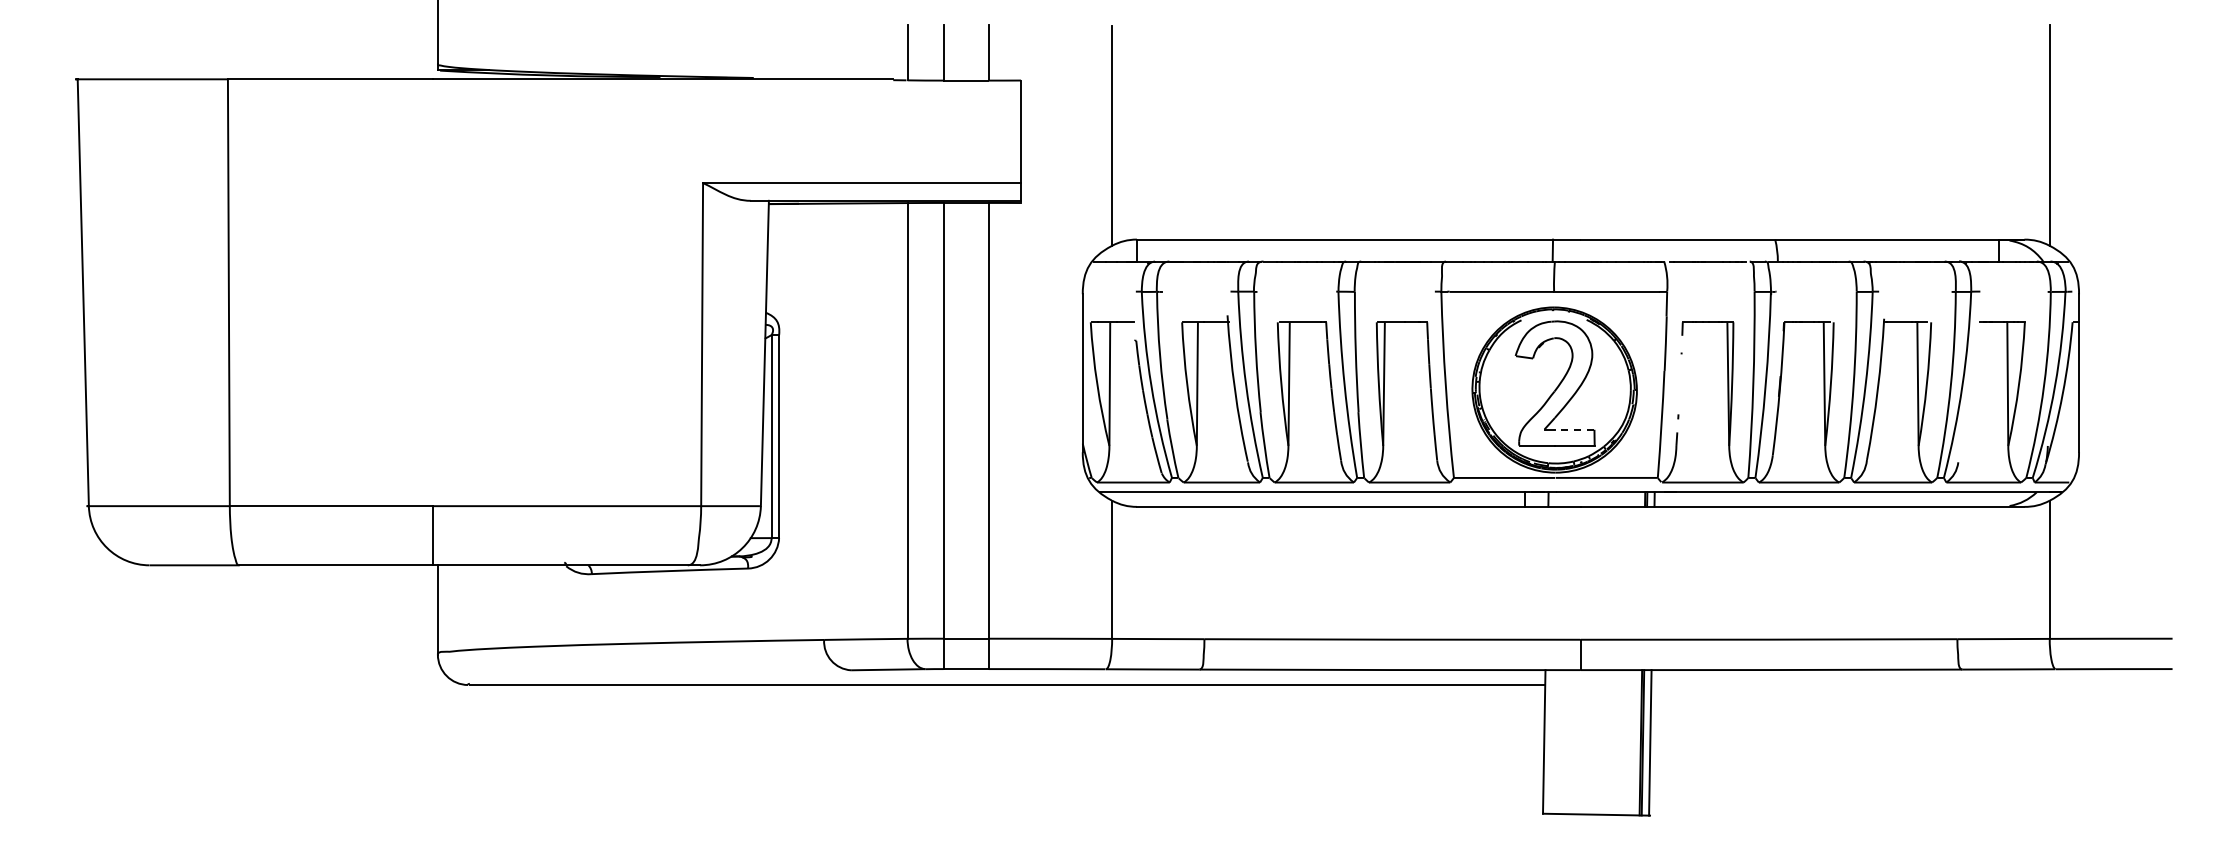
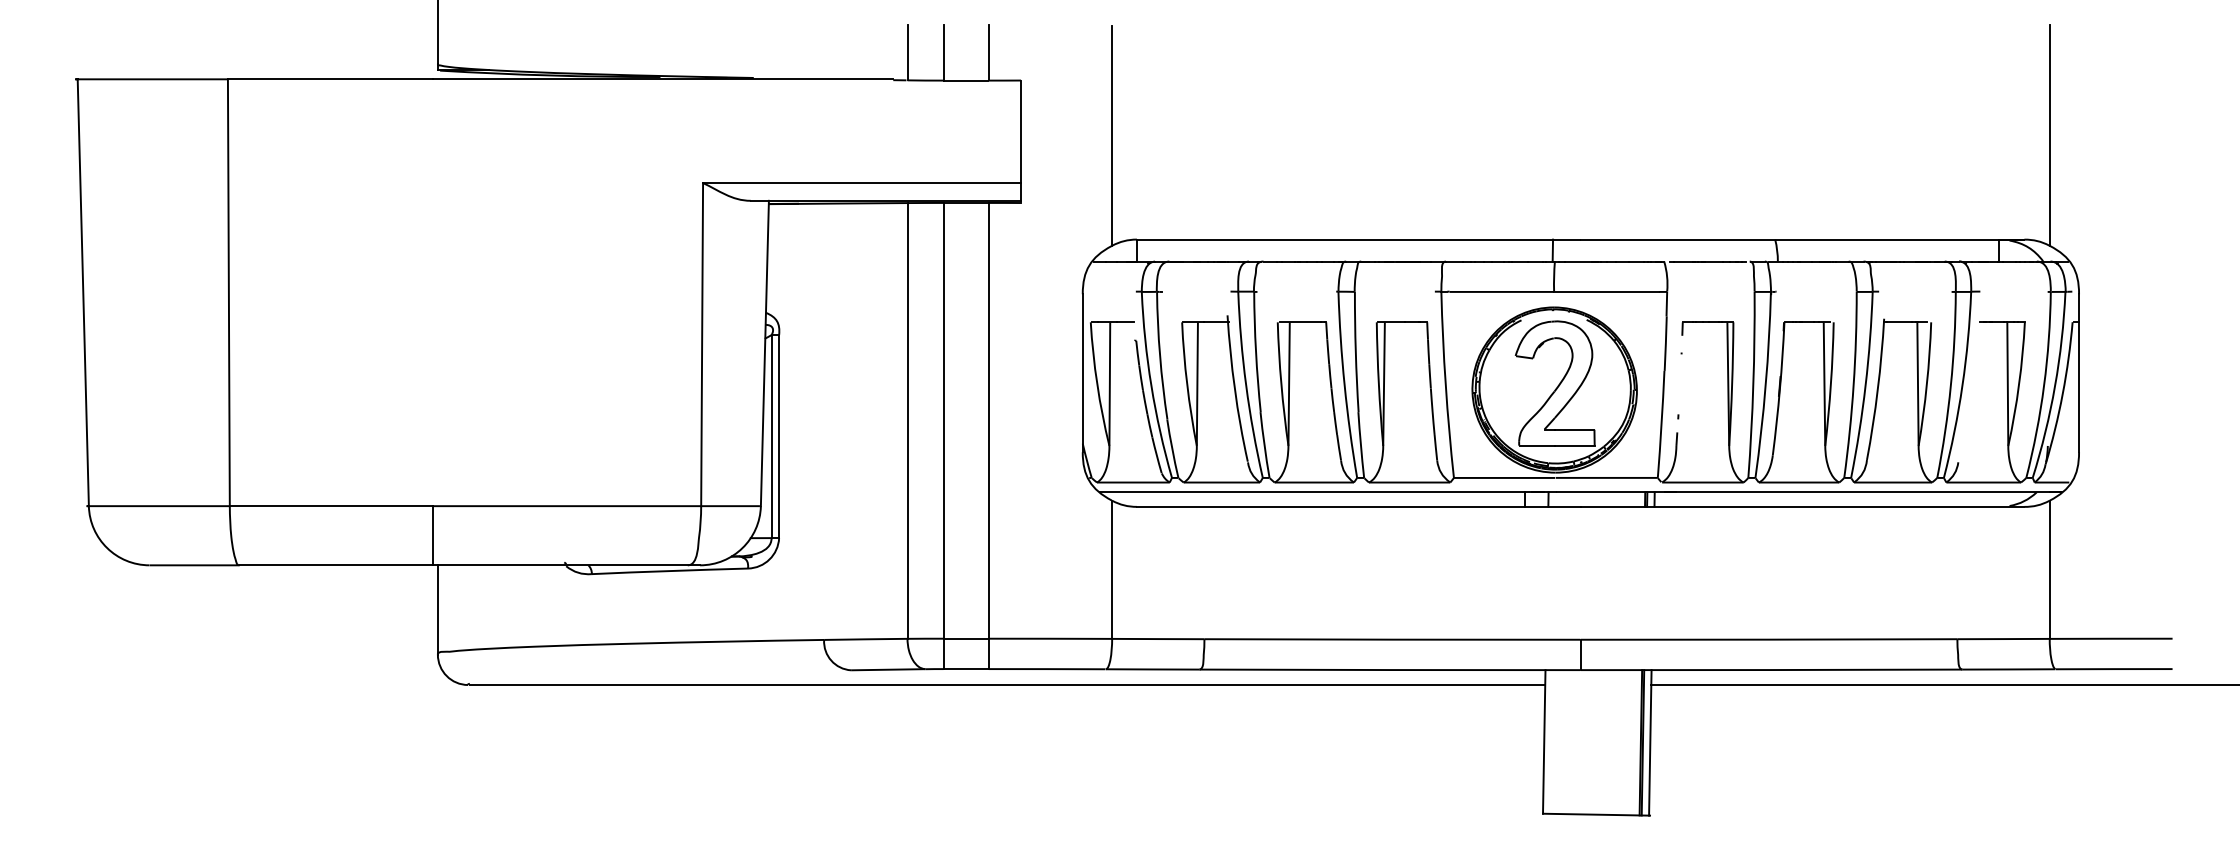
line: dashed -> solid (1574, 429)
line: none -> present (1943, 685)
